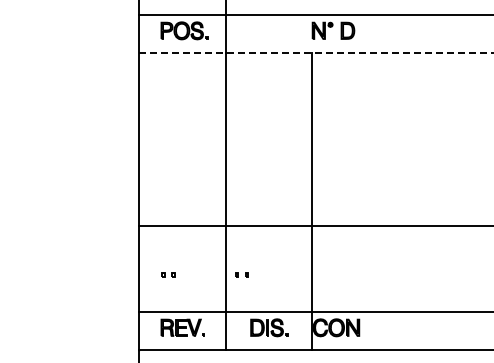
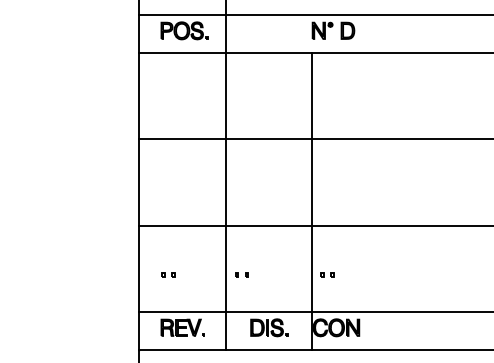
line: dashed -> solid (316, 53)
line: none -> present (314, 139)
part: none -> present (327, 274)
